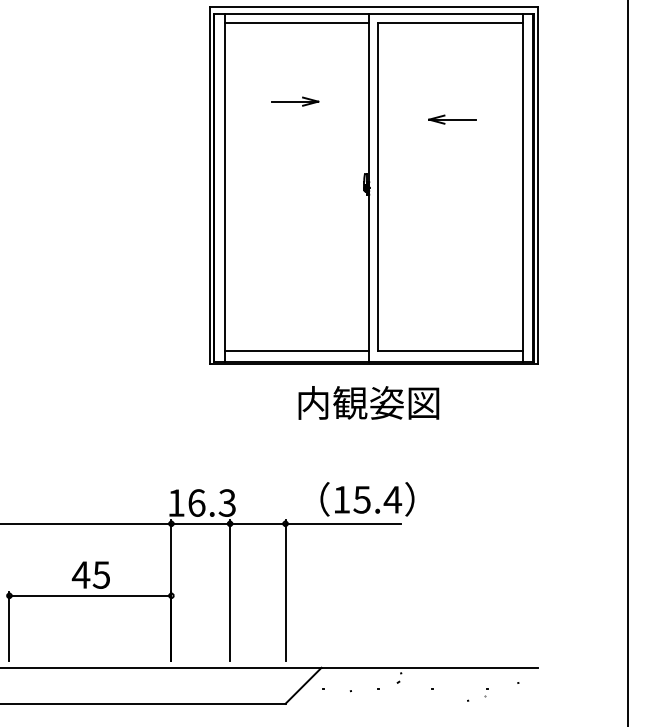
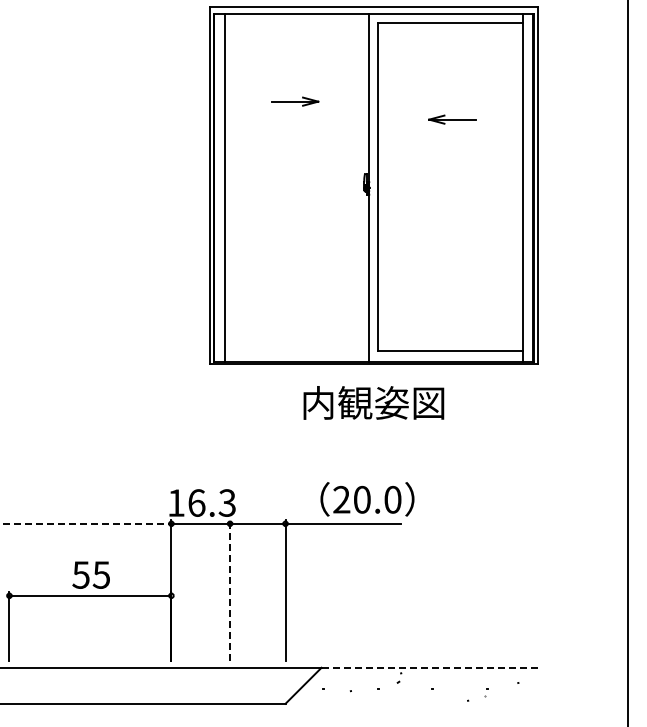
line: present -> none (296, 22)
line: present -> none (296, 351)
text position: (368, 402) -> (373, 402) (373, 402)
text: 15.4 -> 20.0 (367, 499)
line: solid -> dashed (86, 523)
text: 45 -> 55 (80, 574)
line: solid -> dashed (230, 589)
line: solid -> dashed (429, 667)
